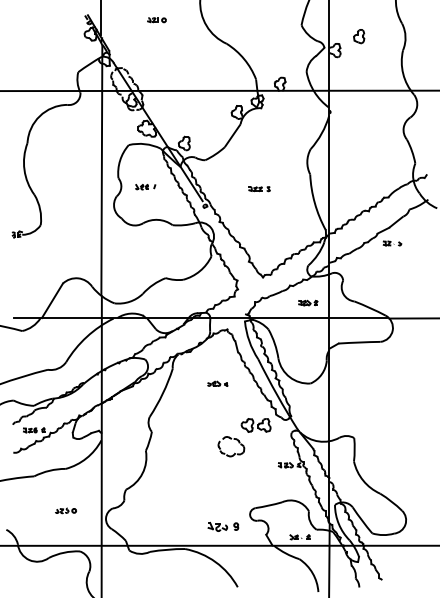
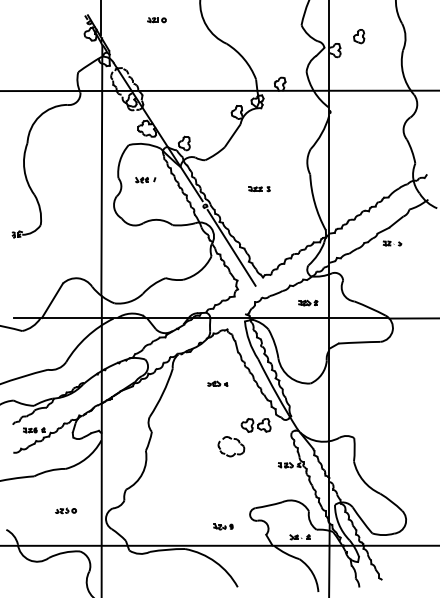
part position: (145, 187) -> (145, 180) (145, 180)
line: none -> present (231, 247)
part size: 33x10 px -> 21x8 px (223, 526)
